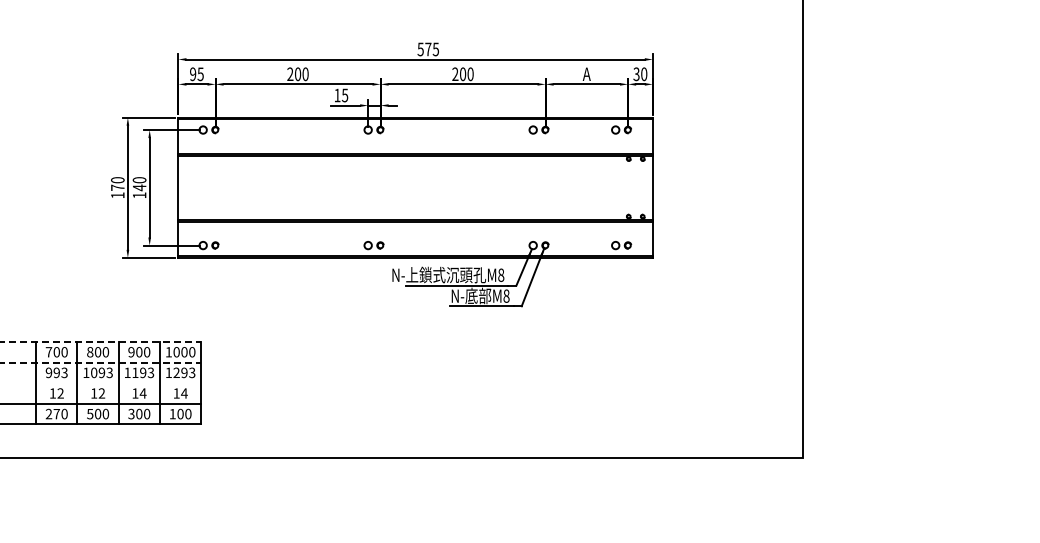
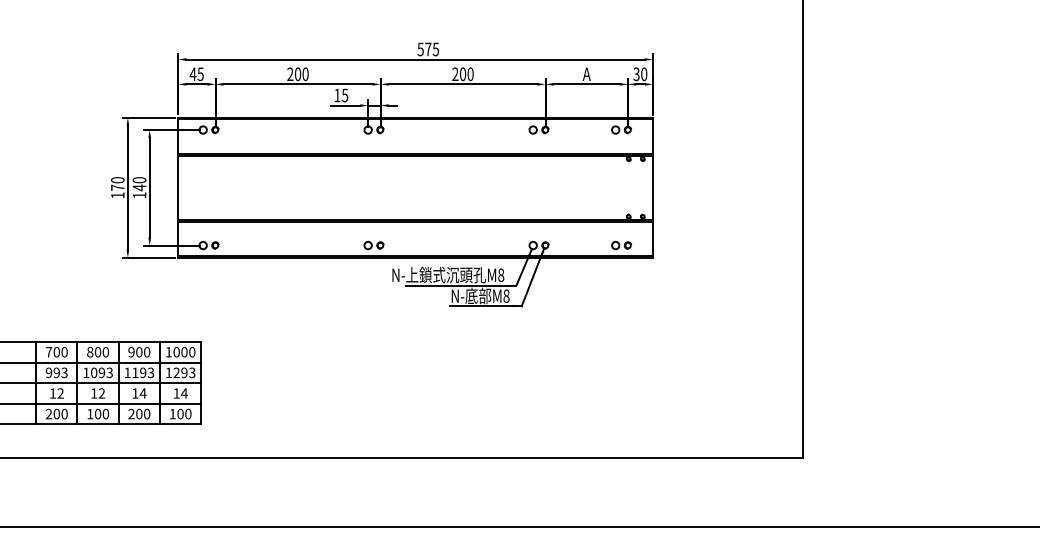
text: 95 -> 45 (192, 74)
line: dashed -> solid (101, 341)
line: dashed -> solid (101, 362)
line: none -> present (101, 383)
text: 270 -> 200 (56, 413)
text: 500 -> 100 (90, 414)
text: 300 -> 200 (131, 414)
line: none -> present (519, 526)
